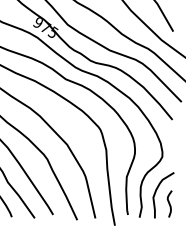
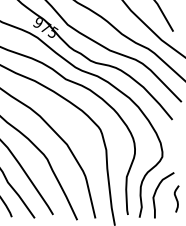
curve position: (169, 203) -> (176, 198) (176, 198)
